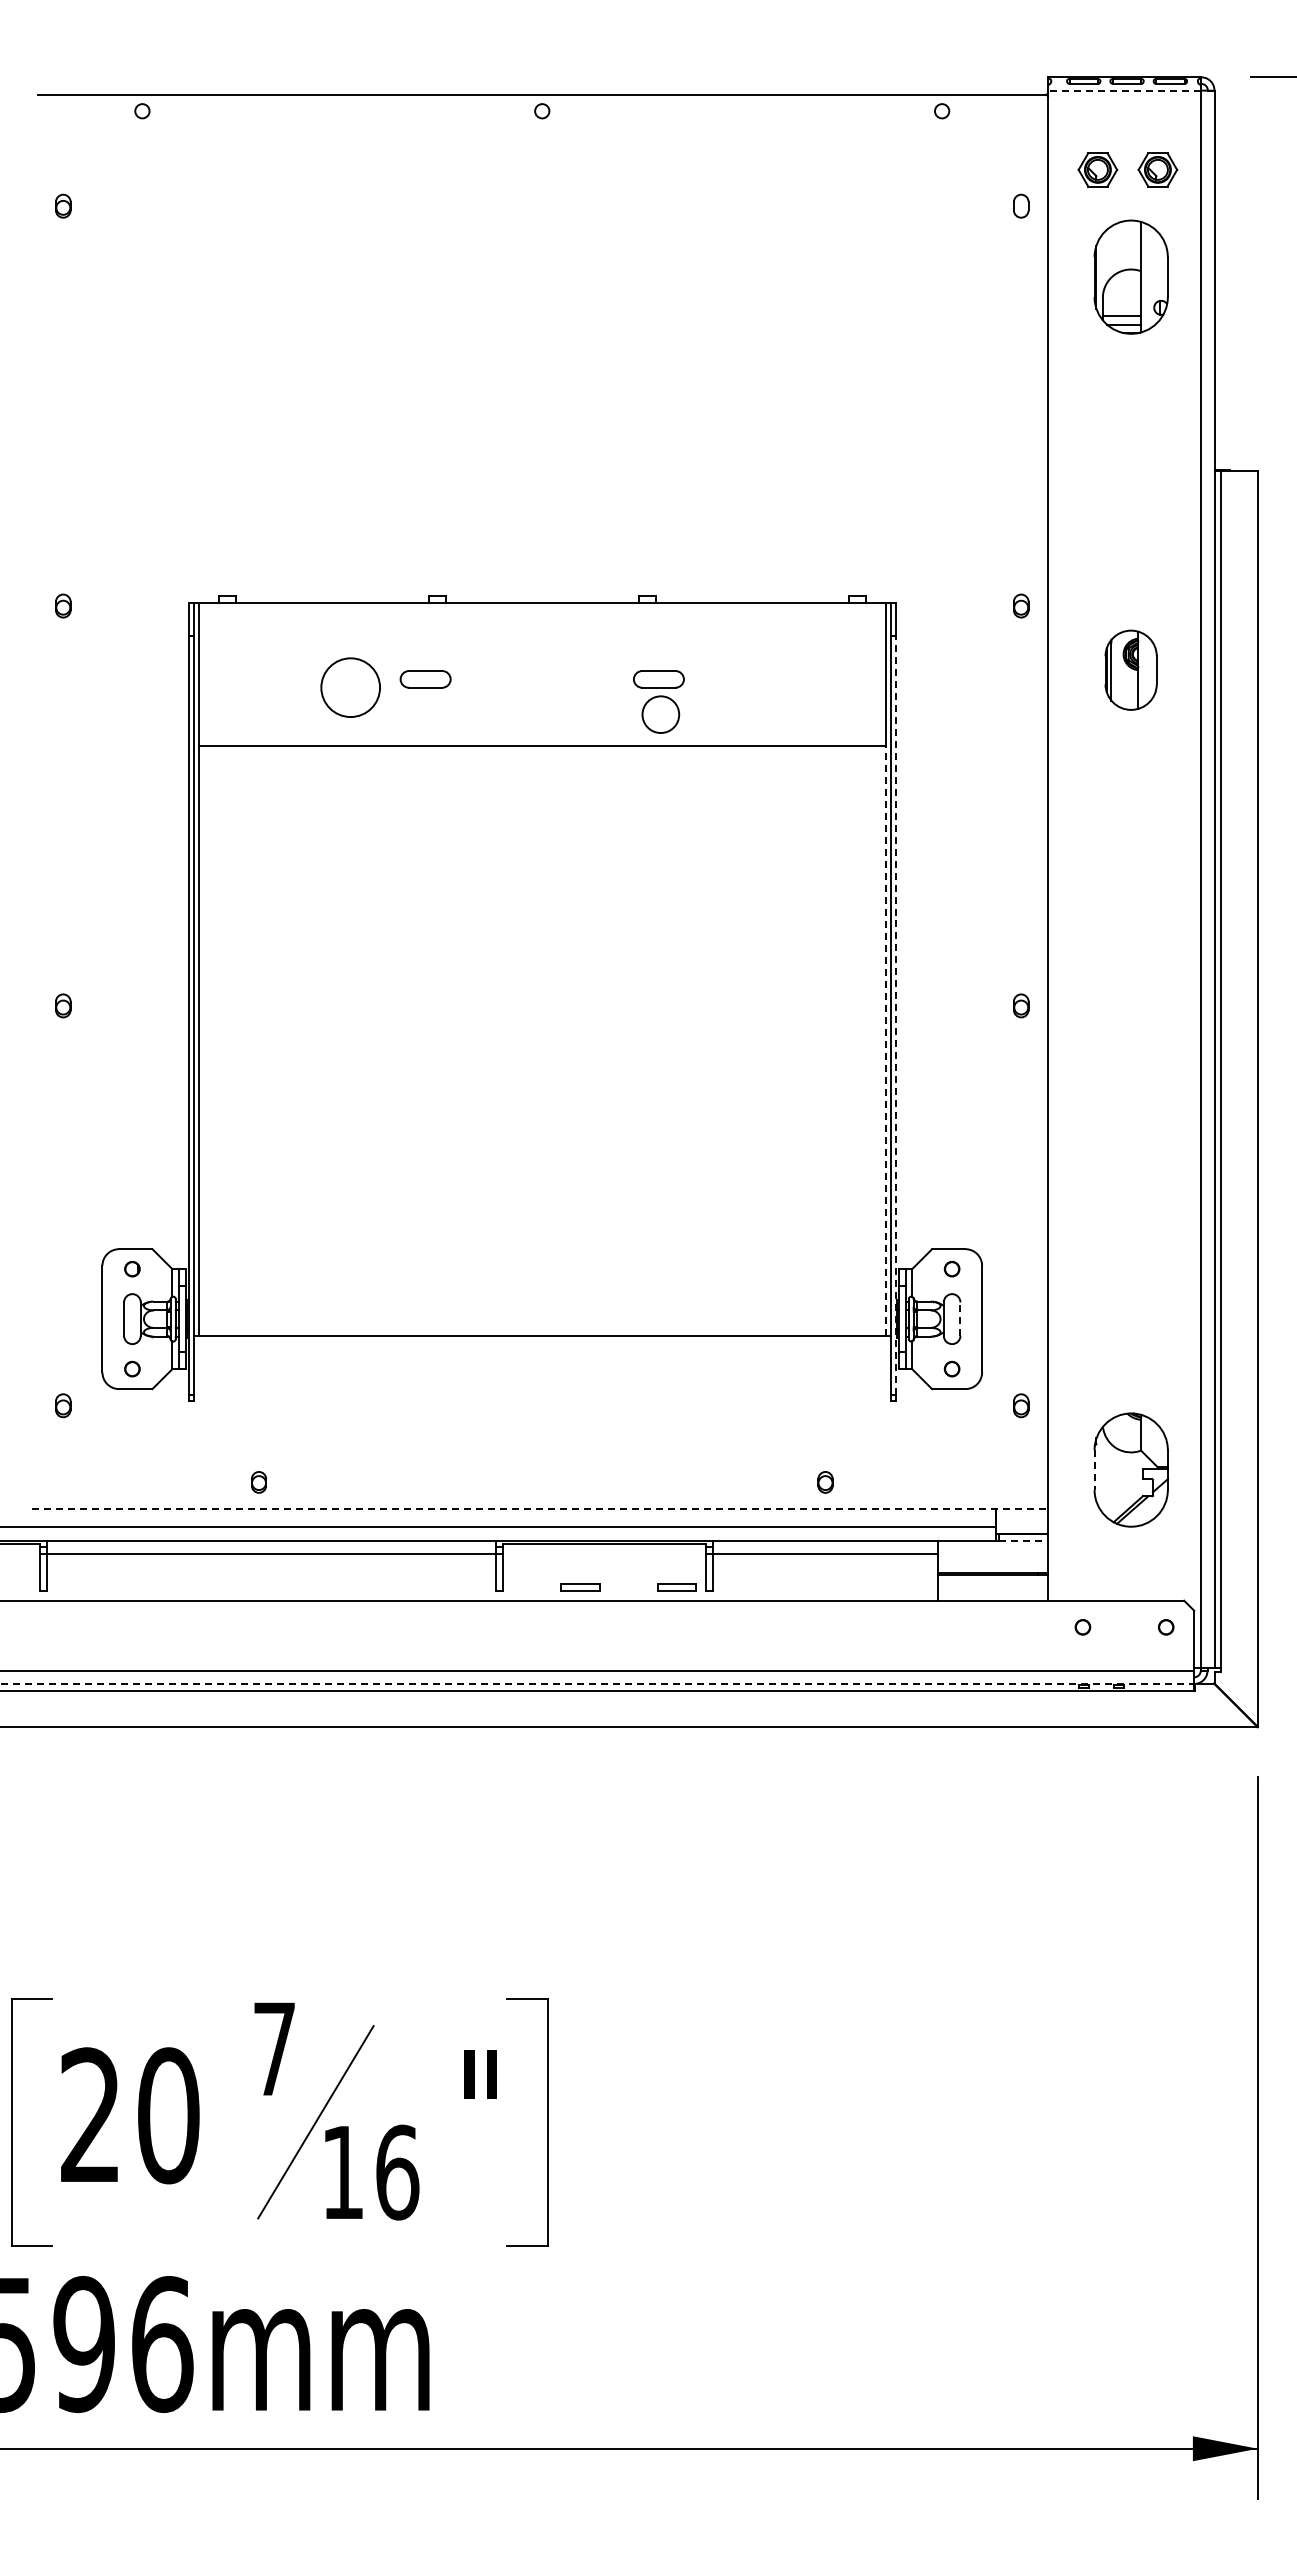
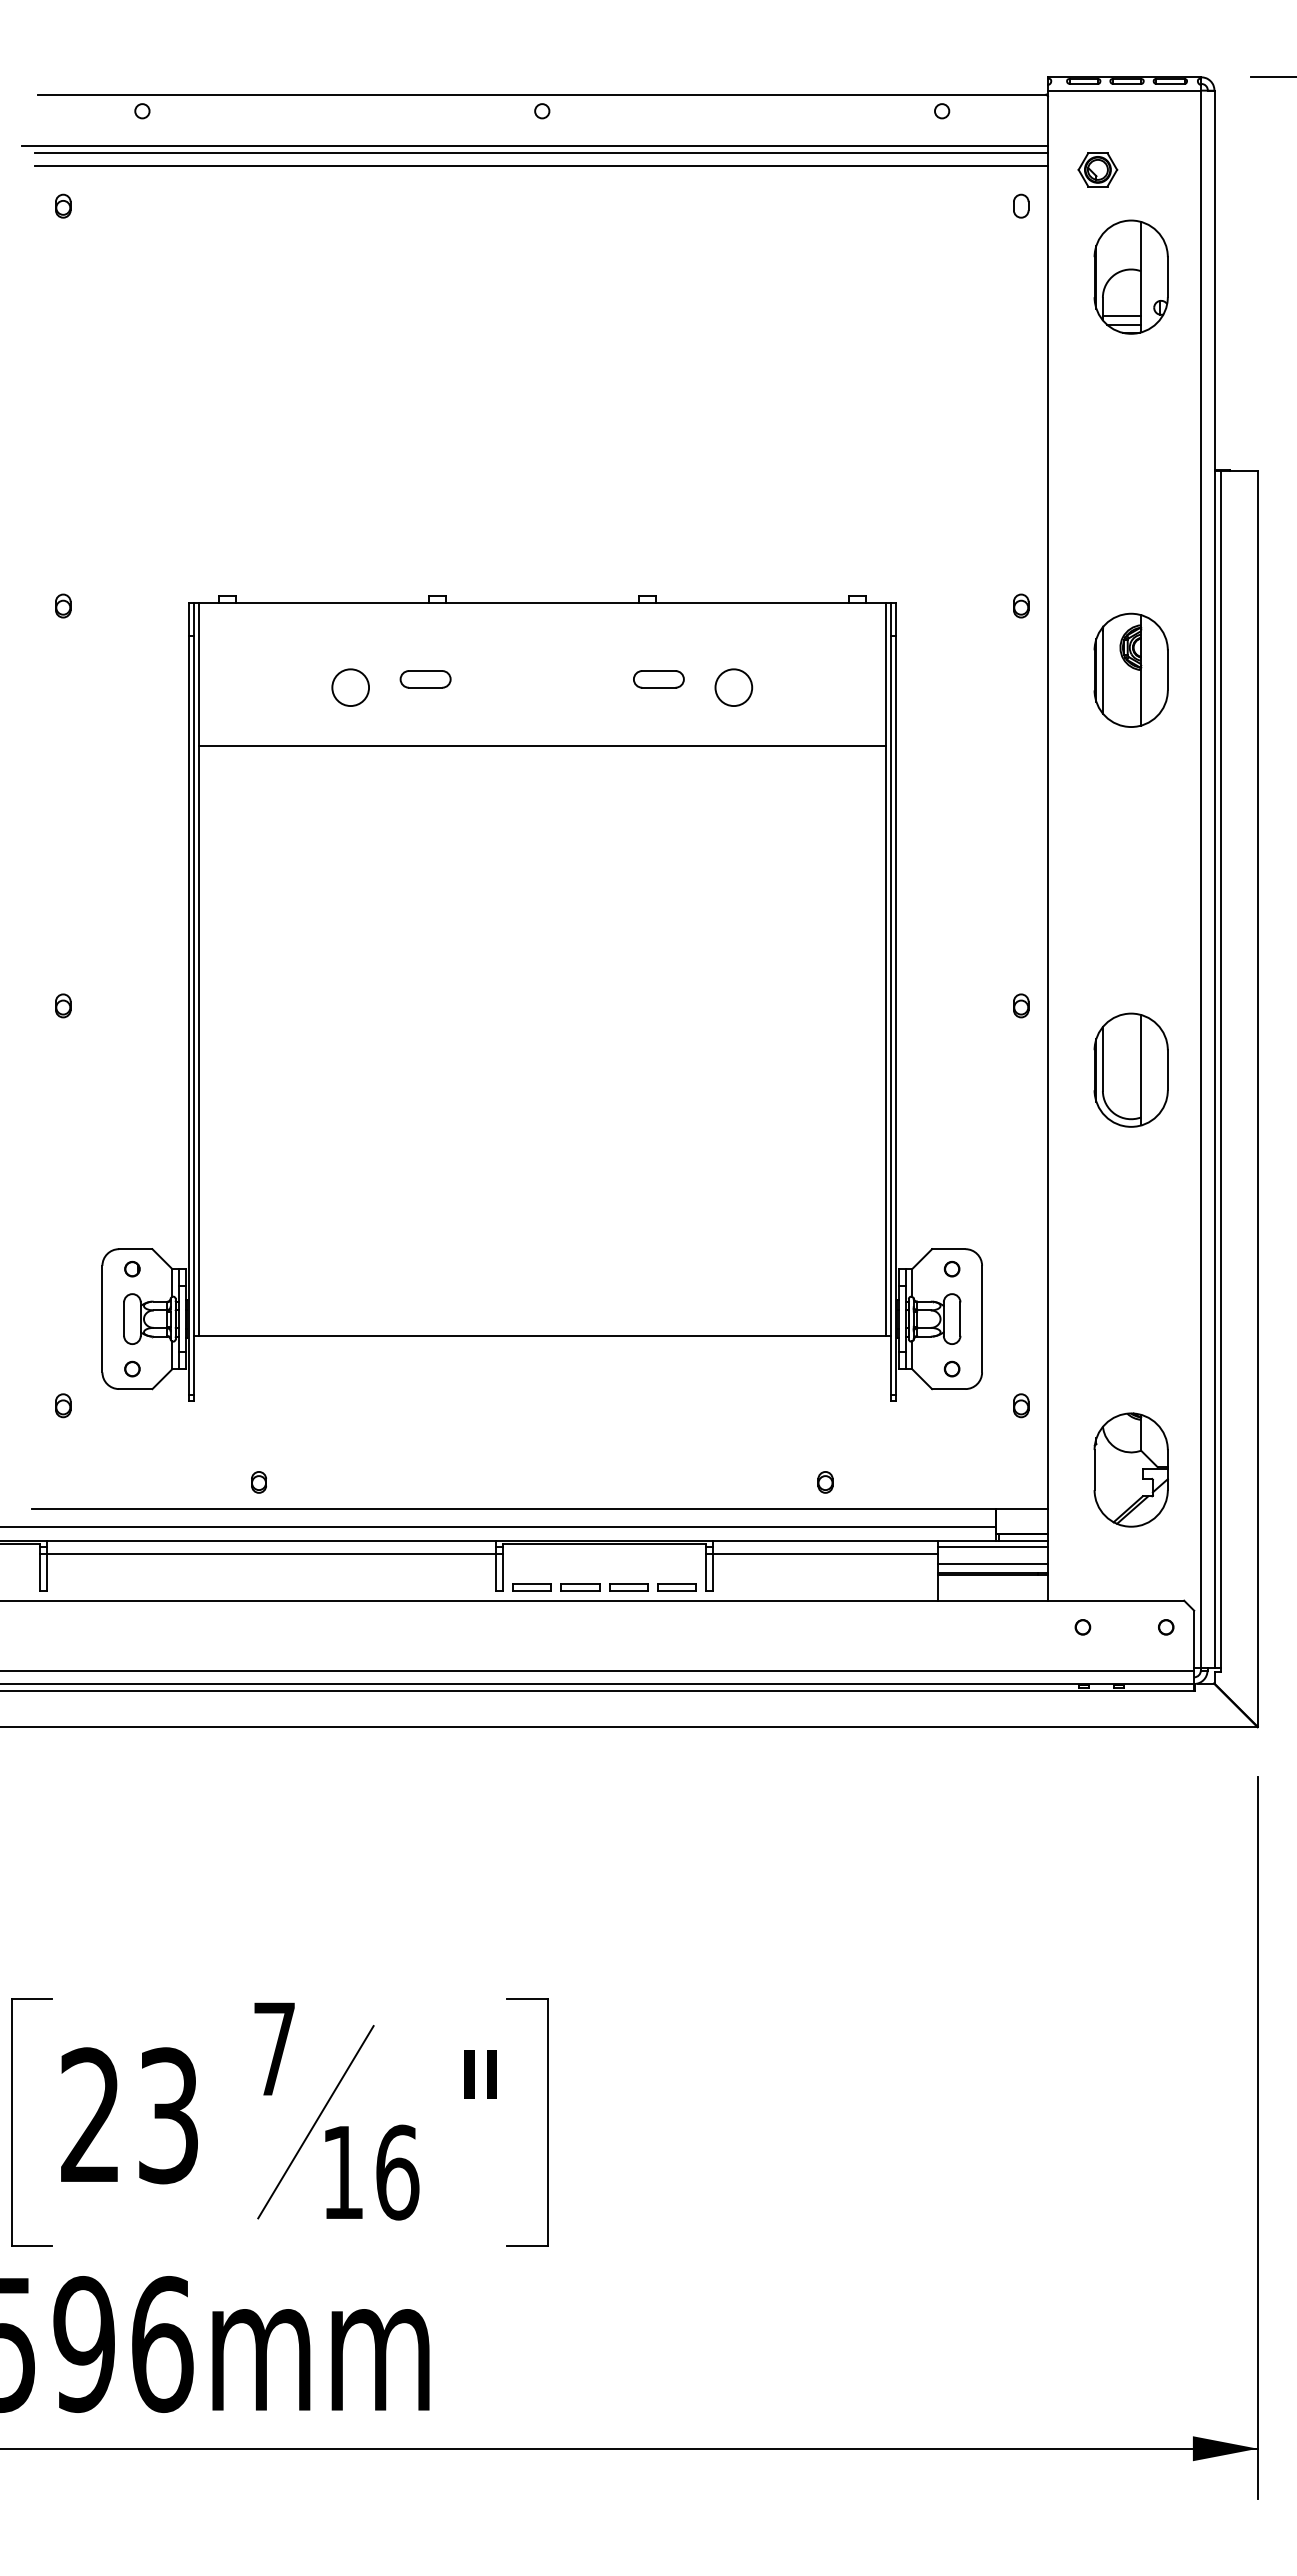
line: dashed -> solid (1124, 90)
line: none -> present (534, 146)
line: none -> present (540, 152)
line: none -> present (540, 166)
part: present -> none (1157, 169)
part size: 54x82 px -> 76x116 px (1130, 669)
circle diameter: 59 px -> 37 px (350, 687)
circle position: (660, 714) -> (733, 687) (733, 687)
line: dashed -> solid (895, 1015)
line: dashed -> solid (885, 1040)
part: none -> present (1130, 1069)
line: dashed -> solid (960, 1319)
line: dashed -> solid (1094, 1470)
line: dashed -> solid (540, 1509)
line: dashed -> solid (1023, 1540)
line: none -> present (992, 1547)
line: none -> present (992, 1564)
part: none -> present (531, 1587)
part: none -> present (628, 1587)
line: dashed -> solid (597, 1684)
text: 20 -> 23 (168, 2115)
